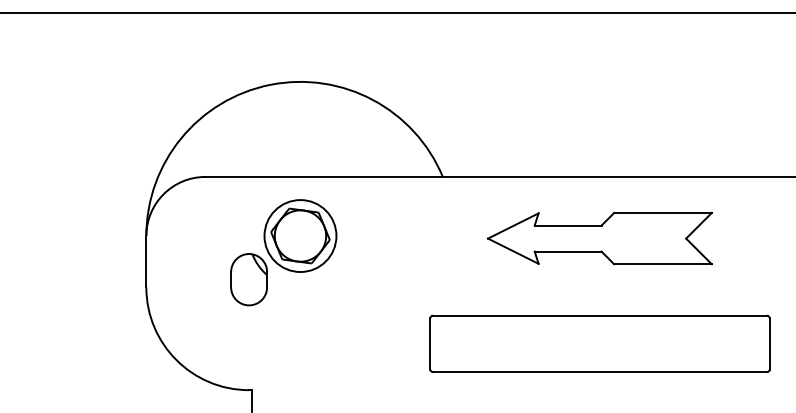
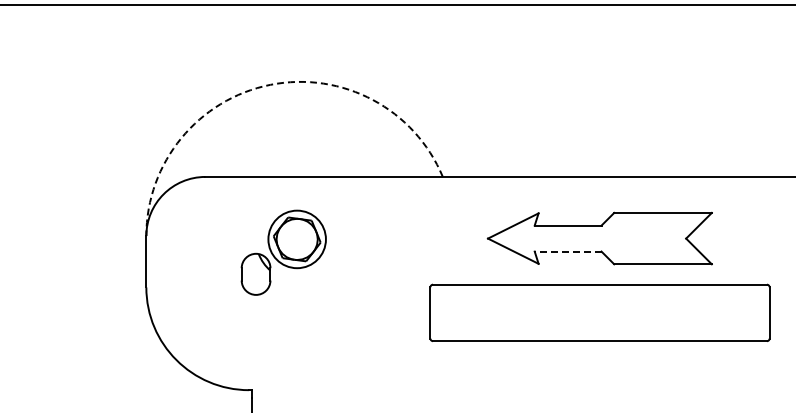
line position: (397, 12) -> (397, 4) (397, 4)
arc: solid -> dashed (270, 84)
line: solid -> dashed (567, 251)
part size: 108x108 px -> 87x87 px (283, 252)
part position: (599, 343) -> (599, 312) (599, 312)
